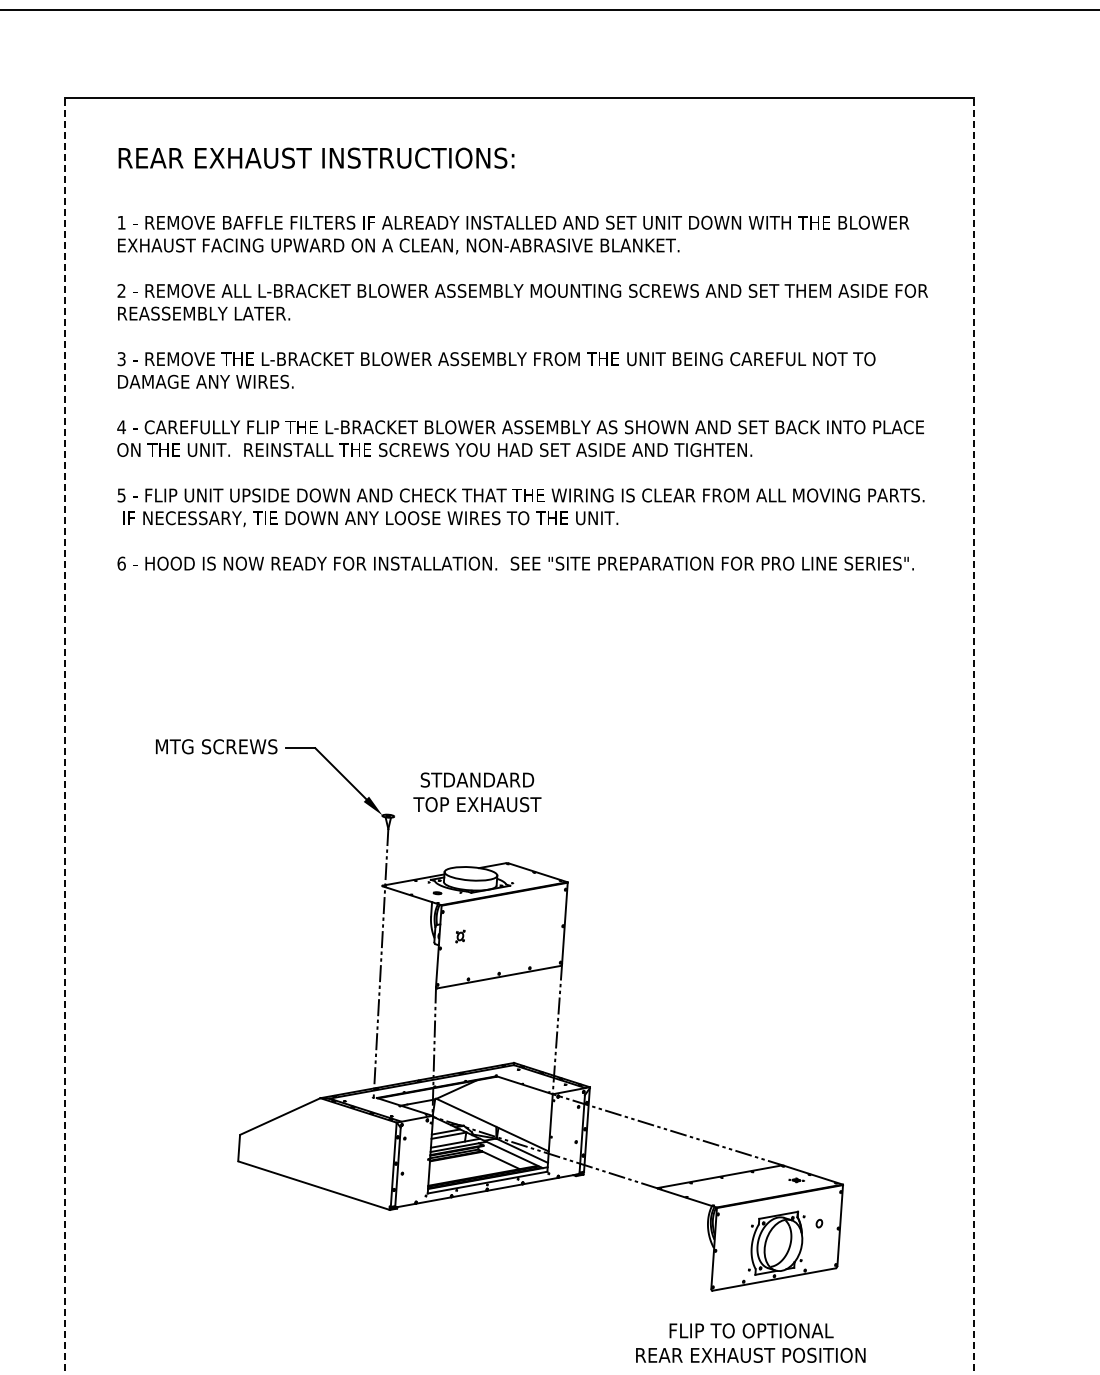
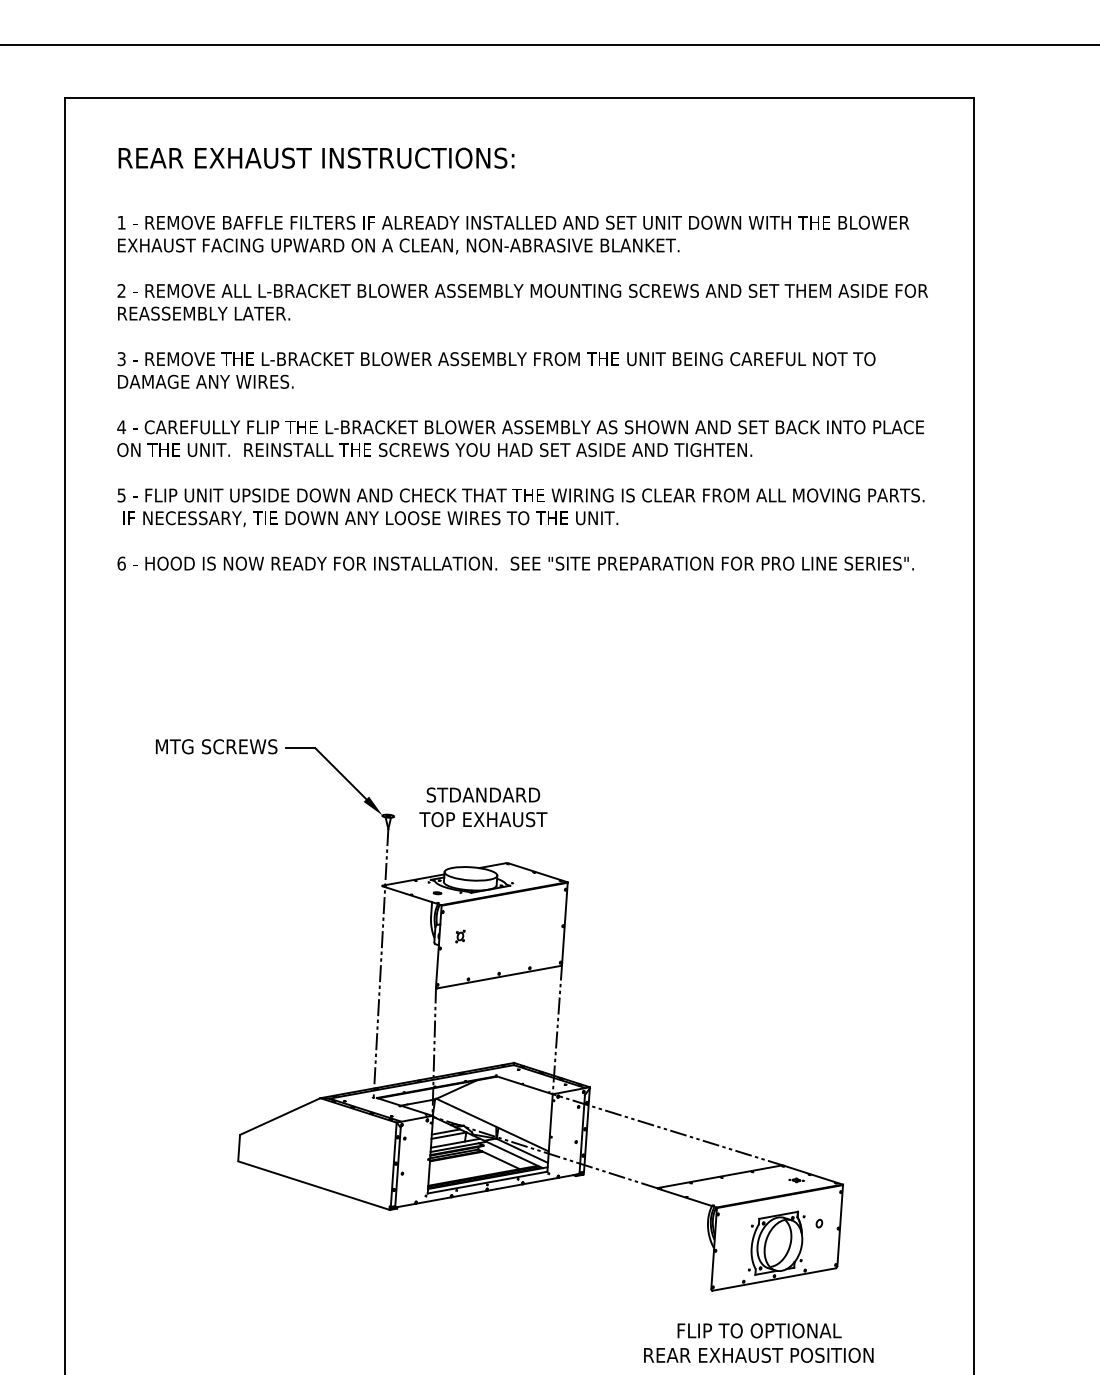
line position: (549, 10) -> (549, 45) (549, 45)
line: dashed -> solid (64, 736)
line: dashed -> solid (973, 736)
text position: (477, 792) -> (483, 807) (483, 807)
text position: (750, 1342) -> (758, 1342) (758, 1342)
